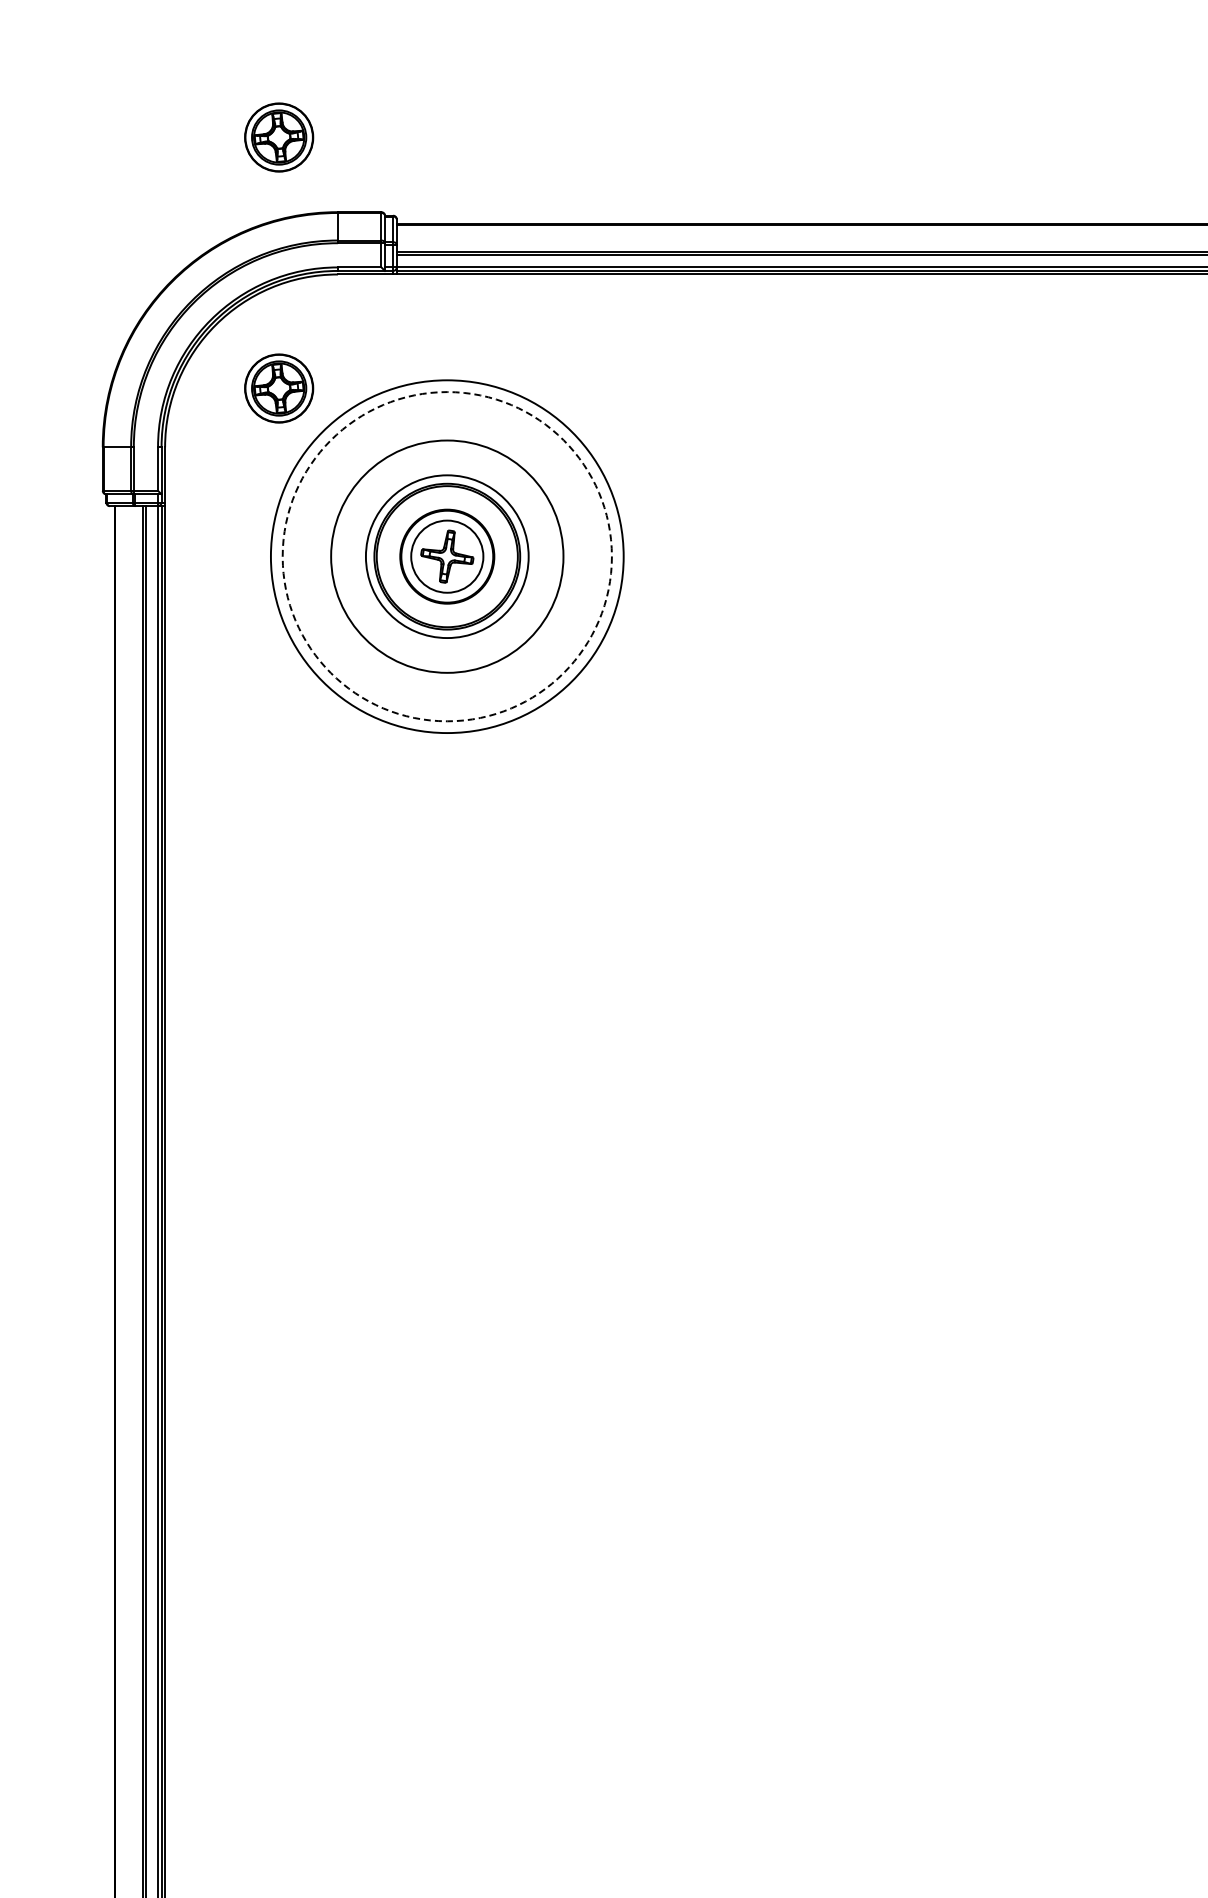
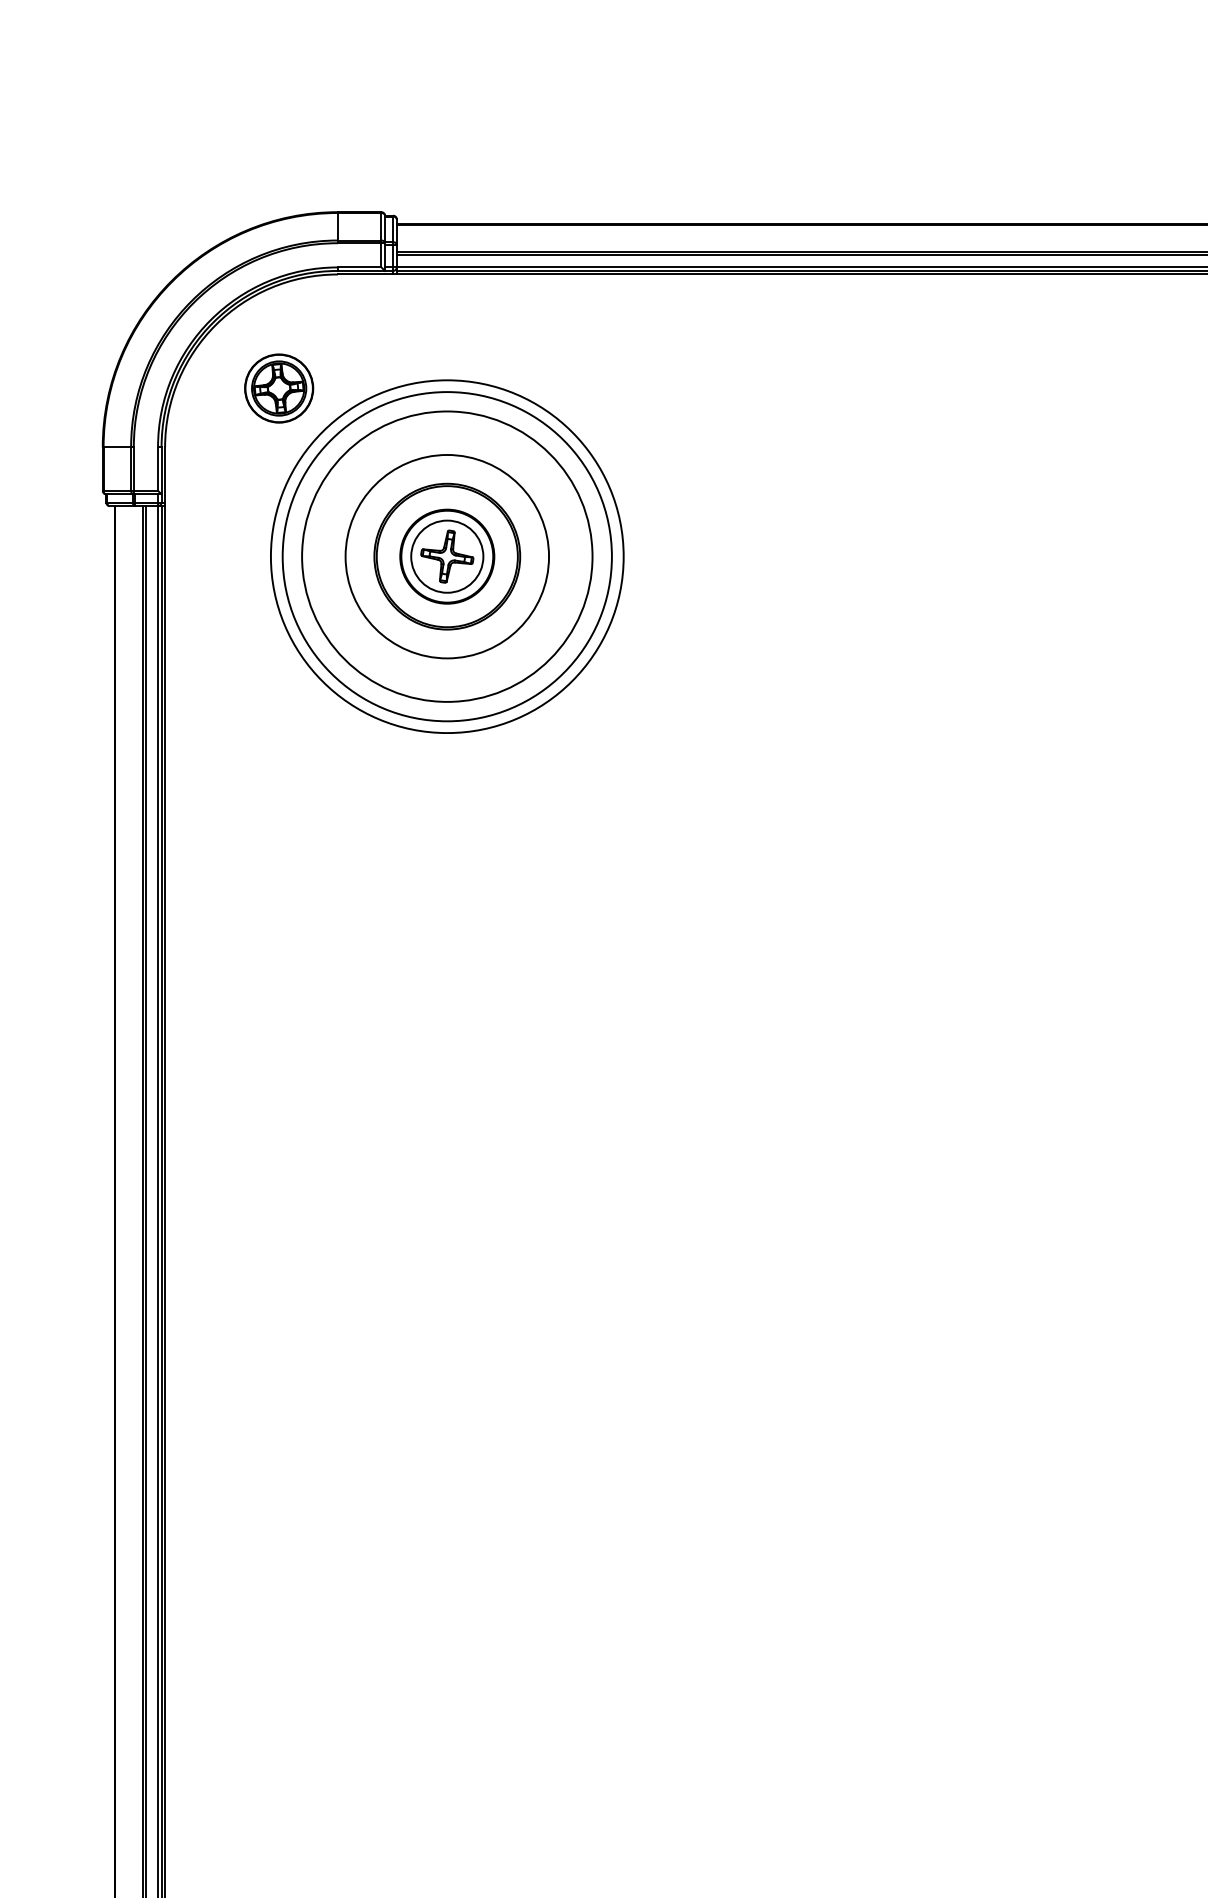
part: present -> none (279, 137)
circle diameter: 163 px -> 203 px (447, 556)
circle: dashed -> solid (446, 556)
circle diameter: 232 px -> 290 px (447, 556)
